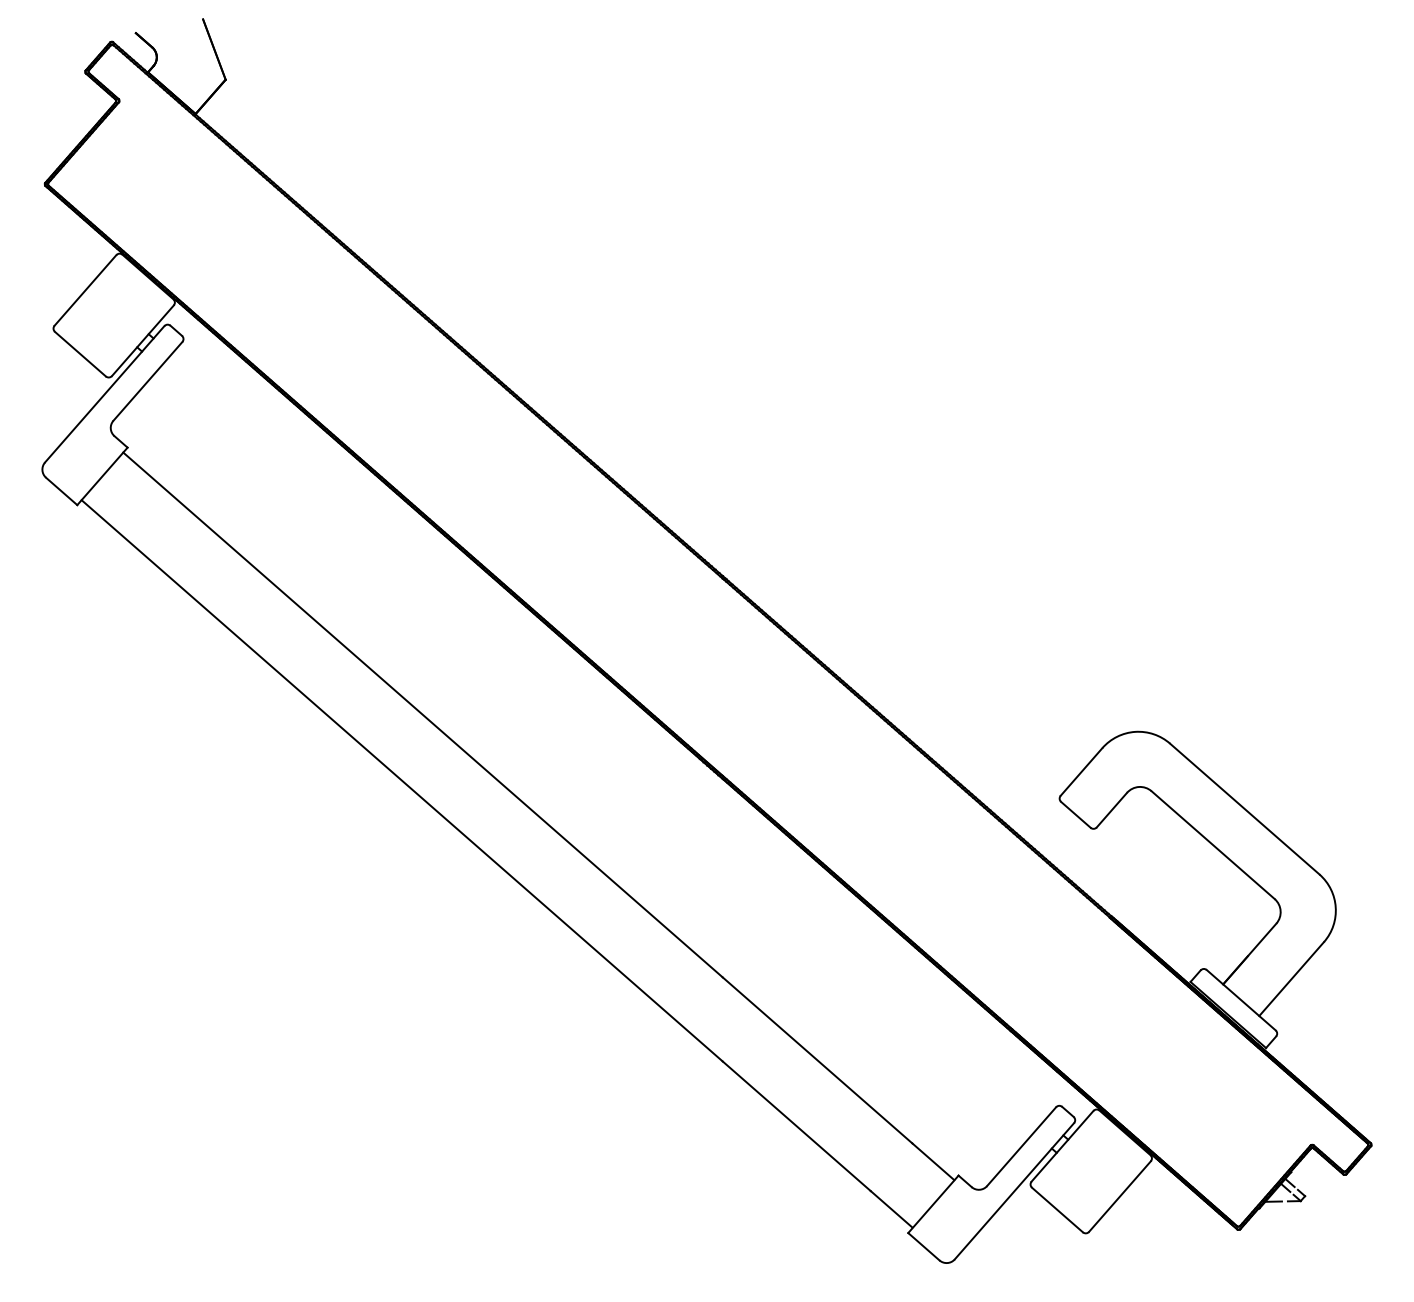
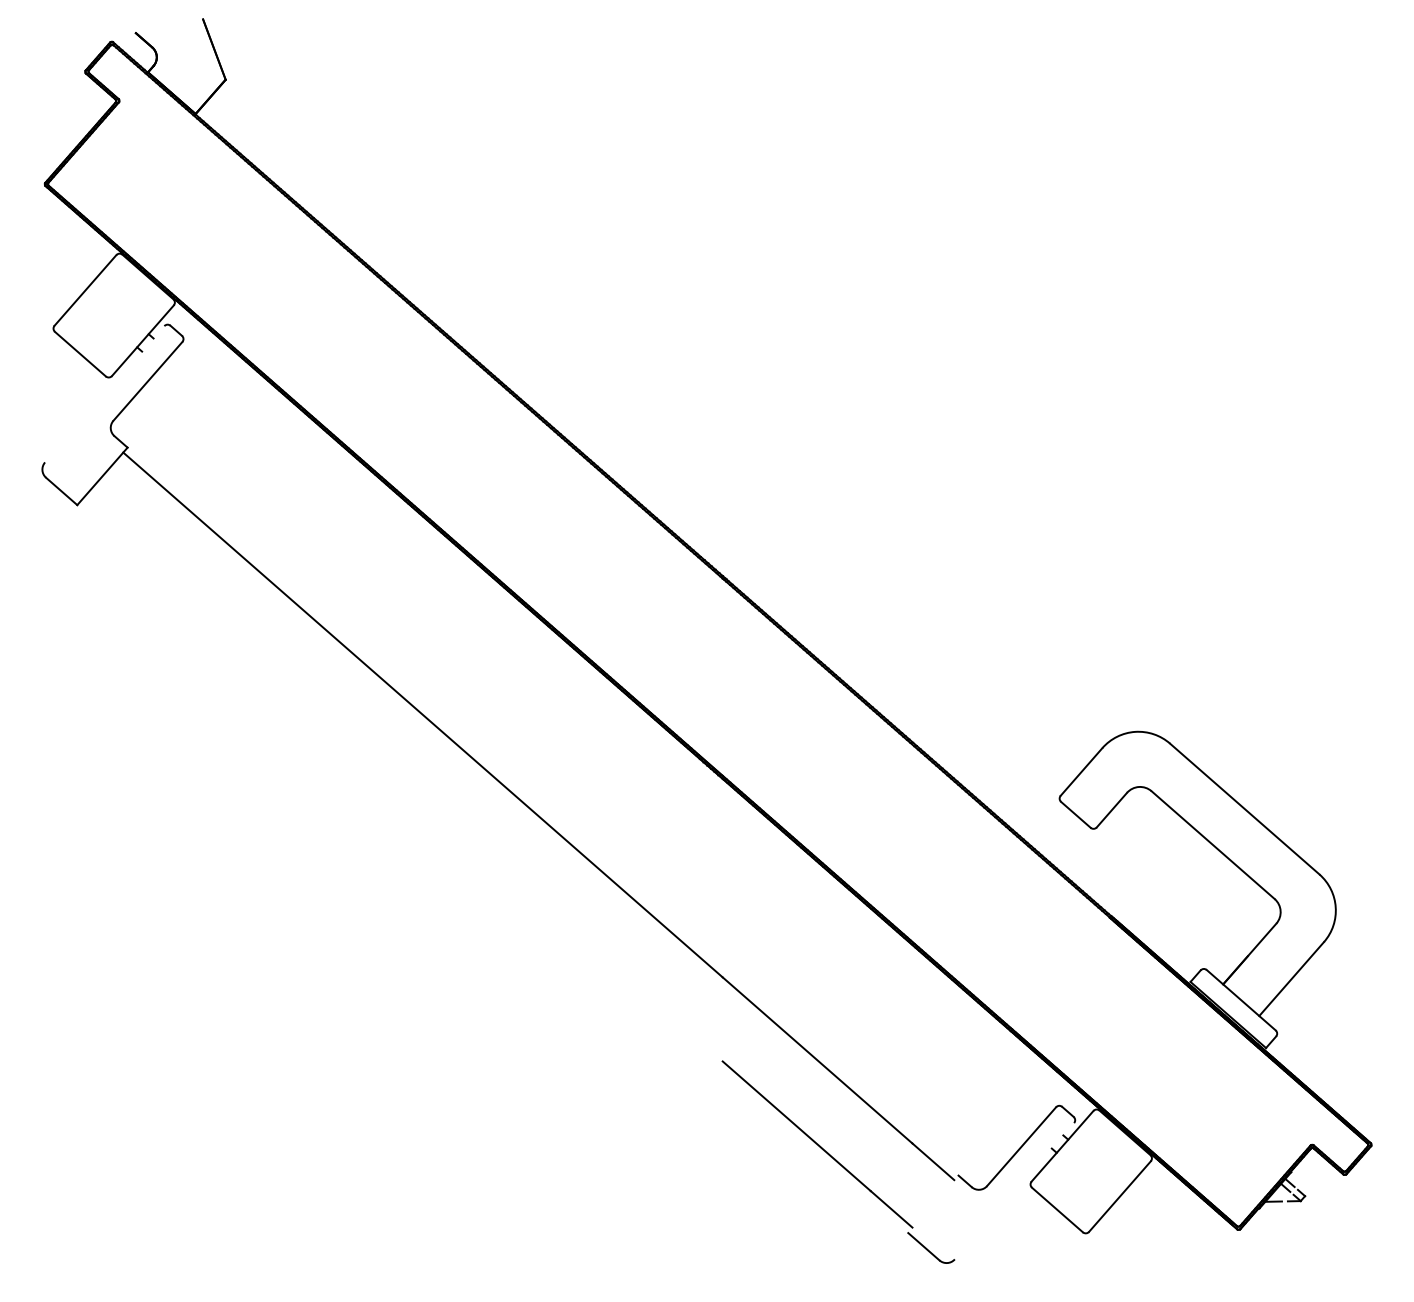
line: present -> none (104, 394)
line: present -> none (401, 780)
line: present -> none (1014, 1191)
line: present -> none (933, 1204)
